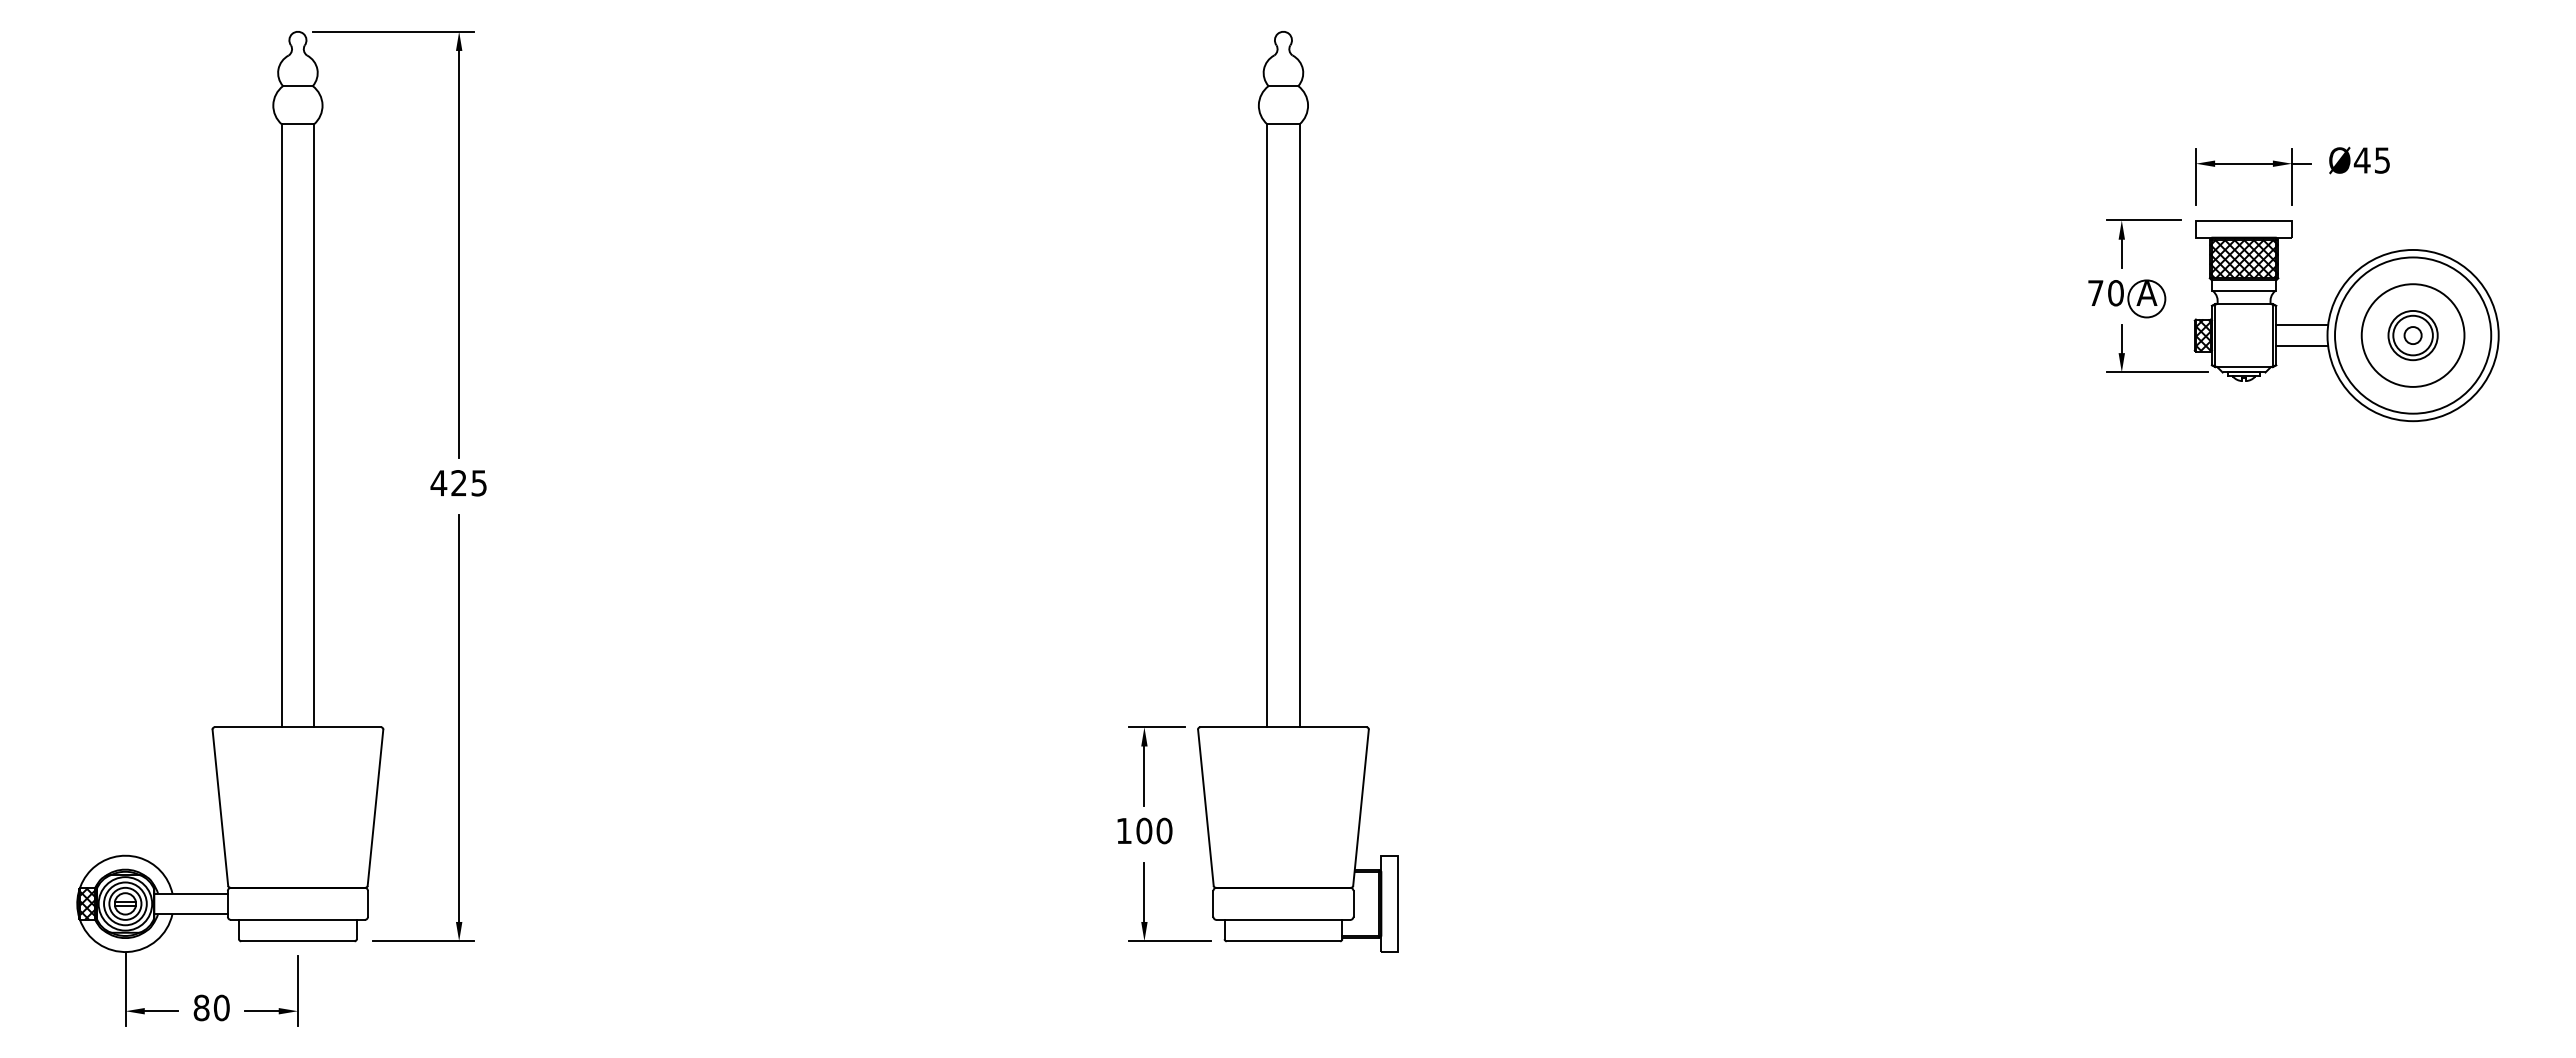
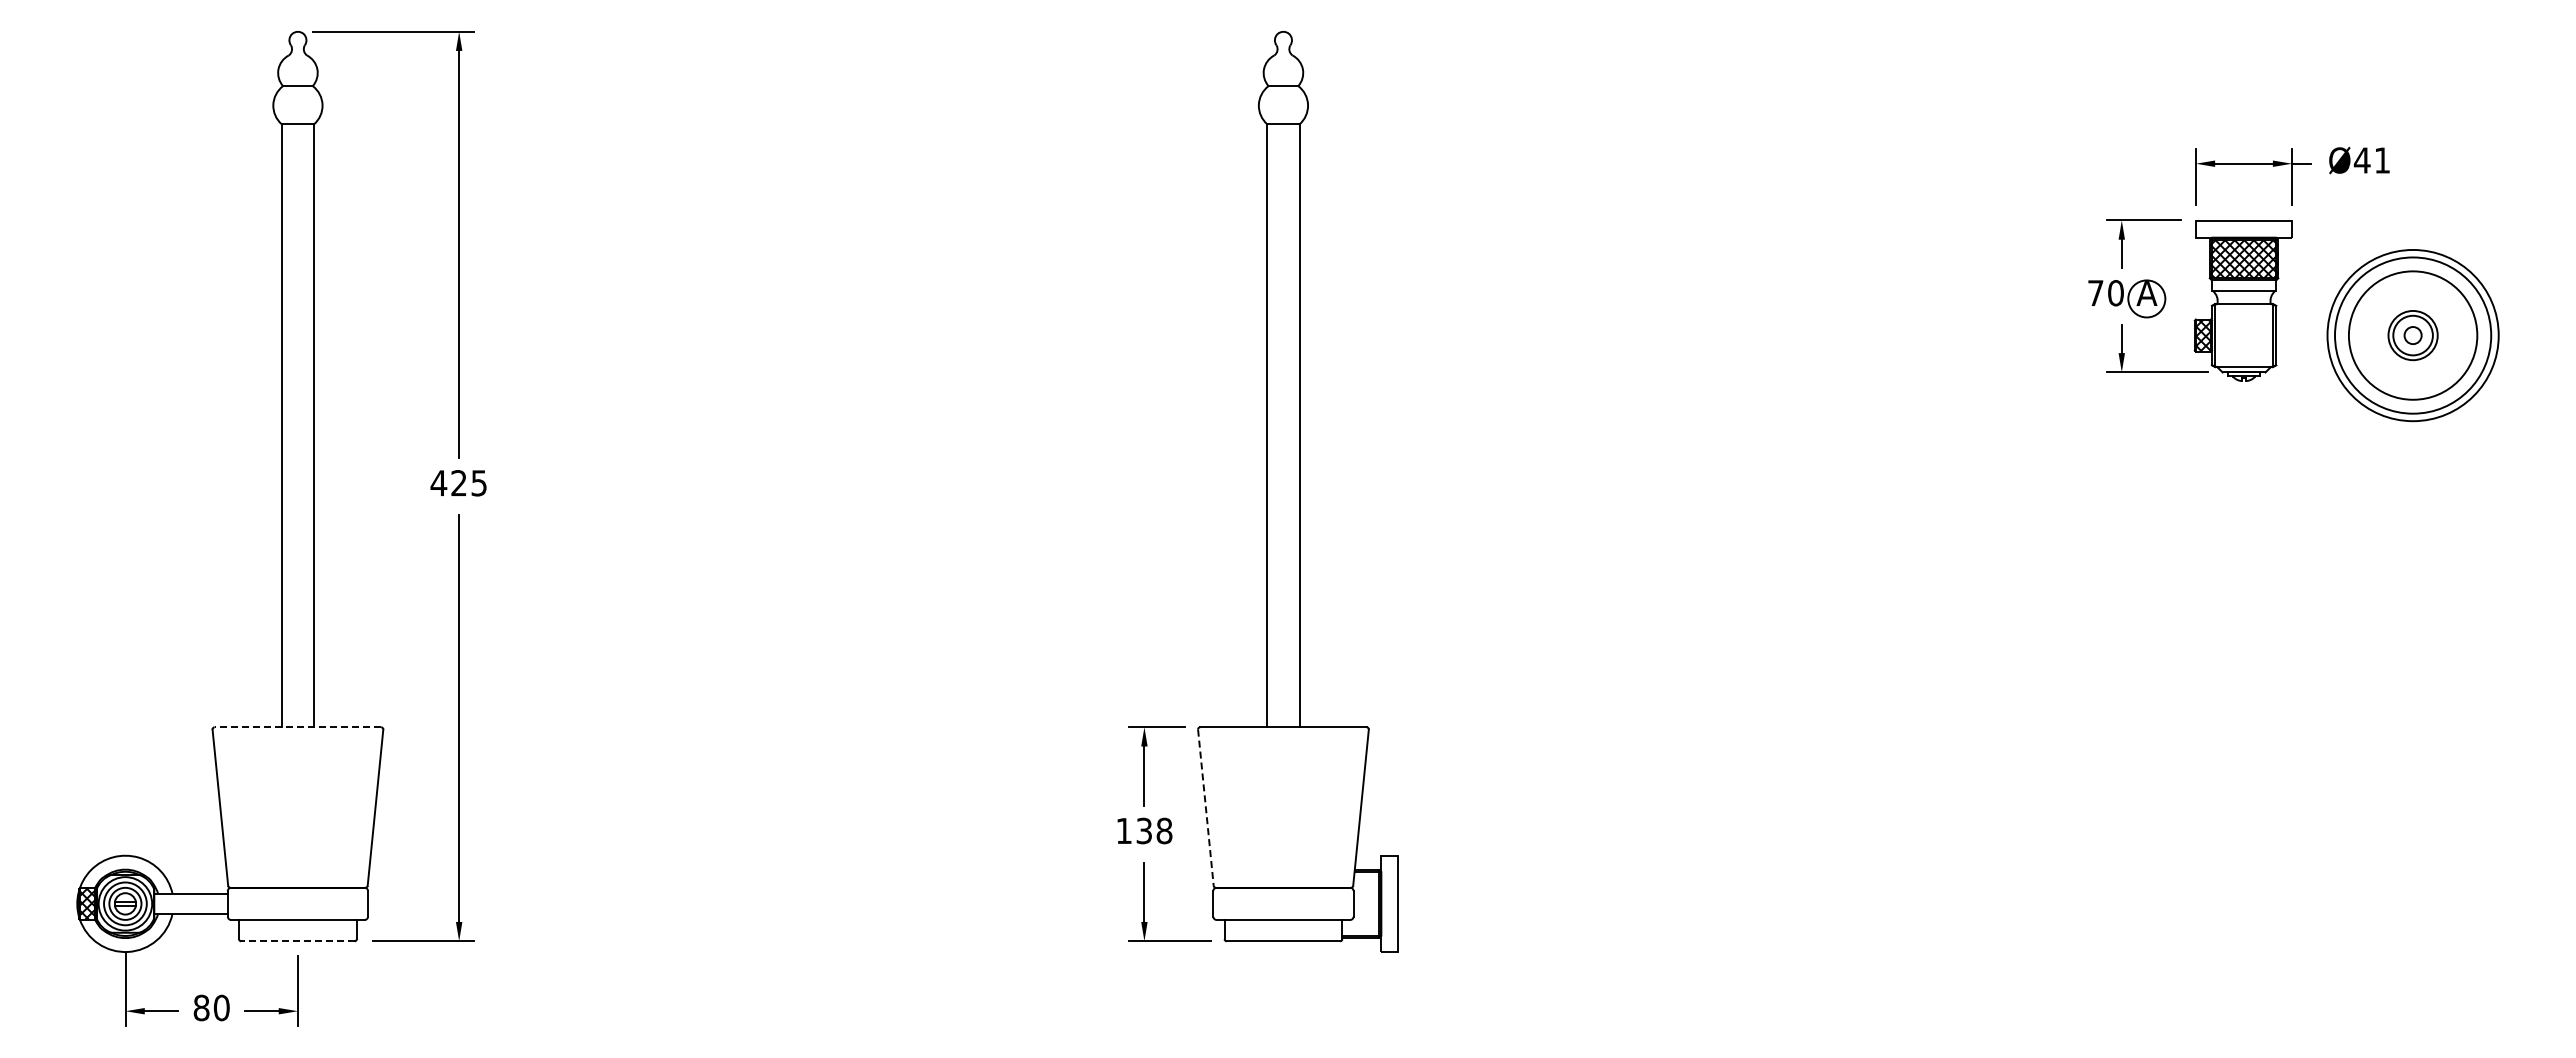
text: Ø45 -> Ø41 (2382, 160)
line: present -> none (2302, 325)
circle diameter: 103 px -> 128 px (2412, 335)
line: present -> none (2302, 345)
line: solid -> dashed (297, 727)
line: solid -> dashed (1205, 807)
text: 100 -> 138 (1154, 830)
line: solid -> dashed (297, 941)
